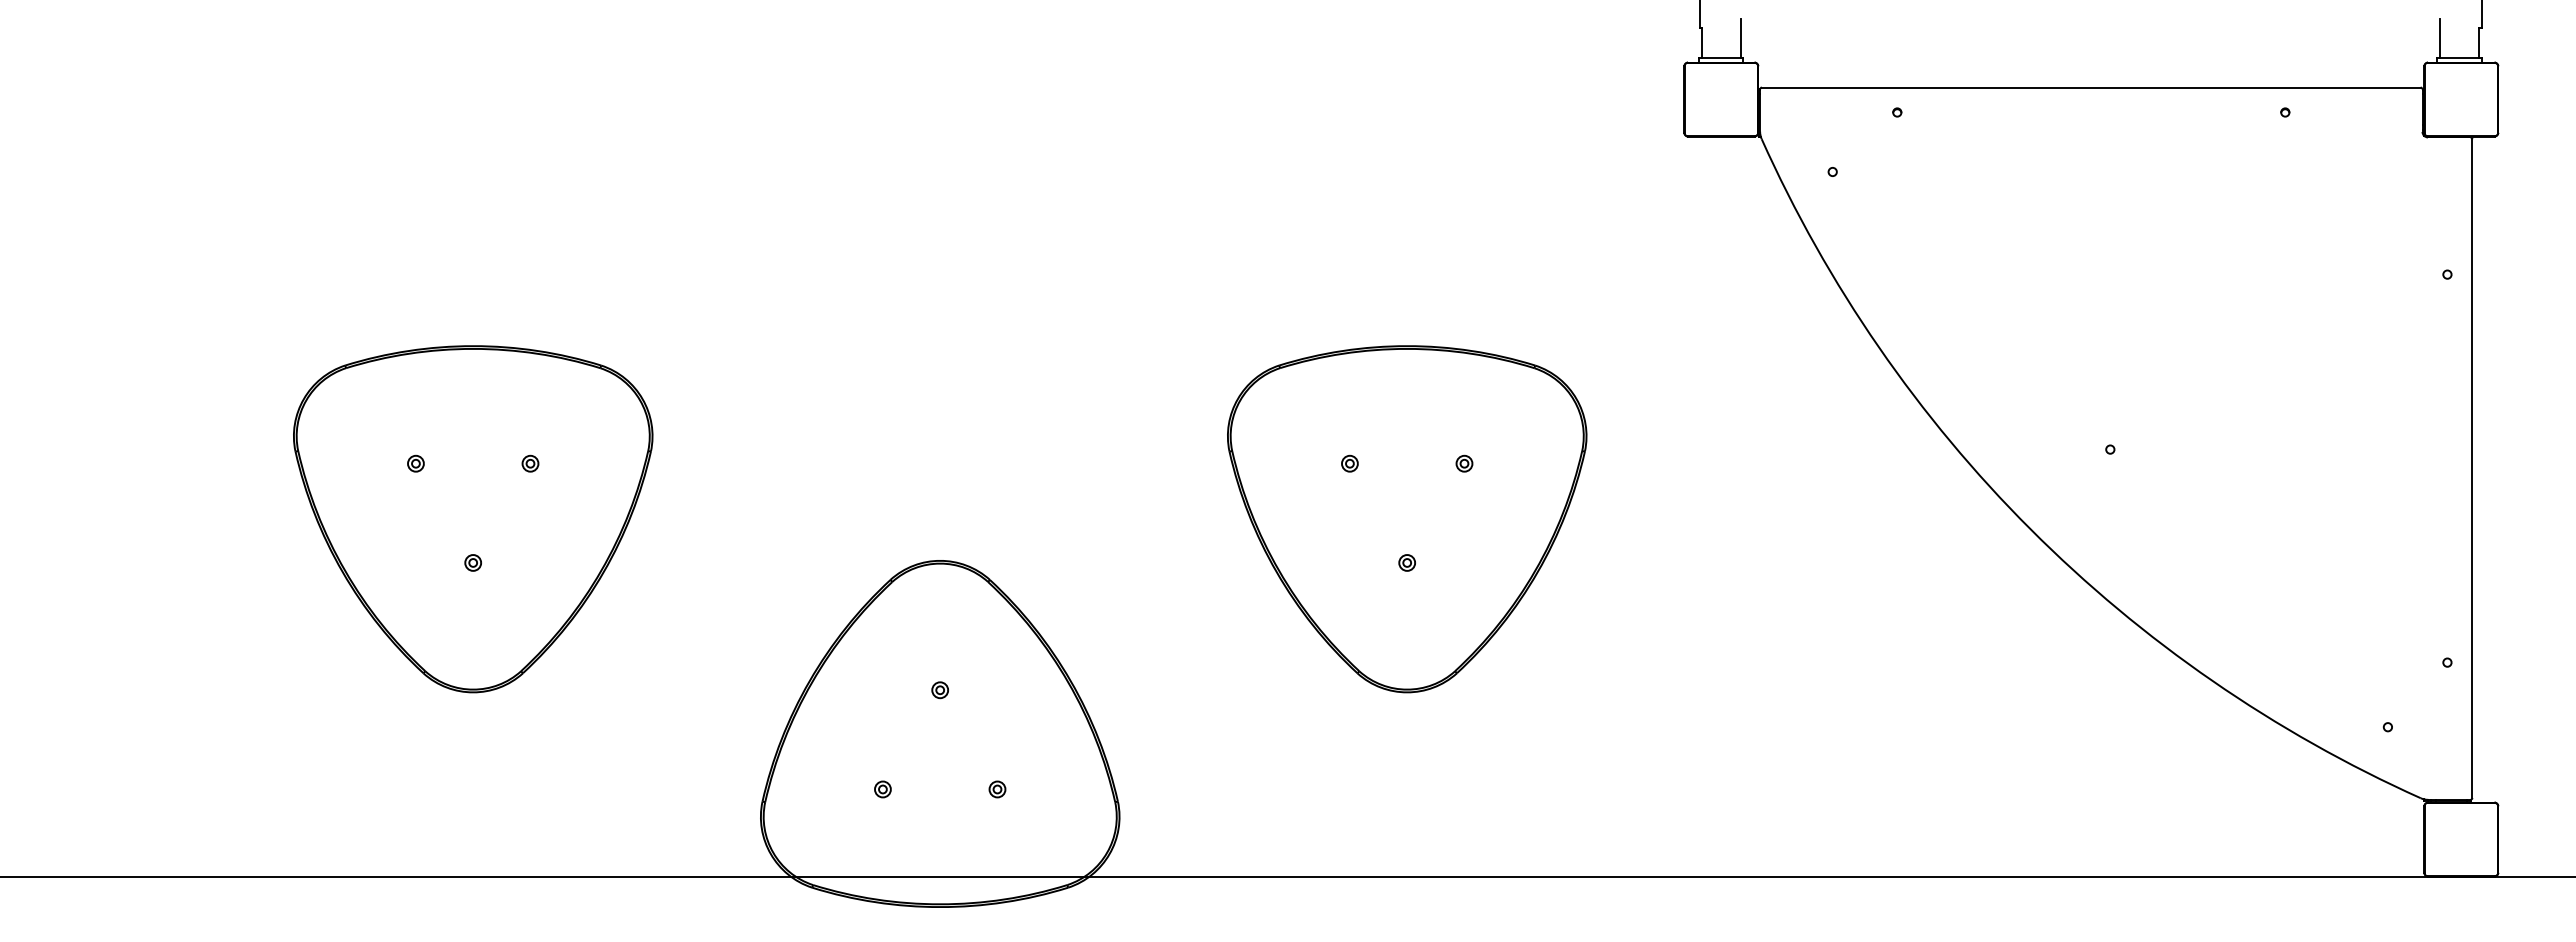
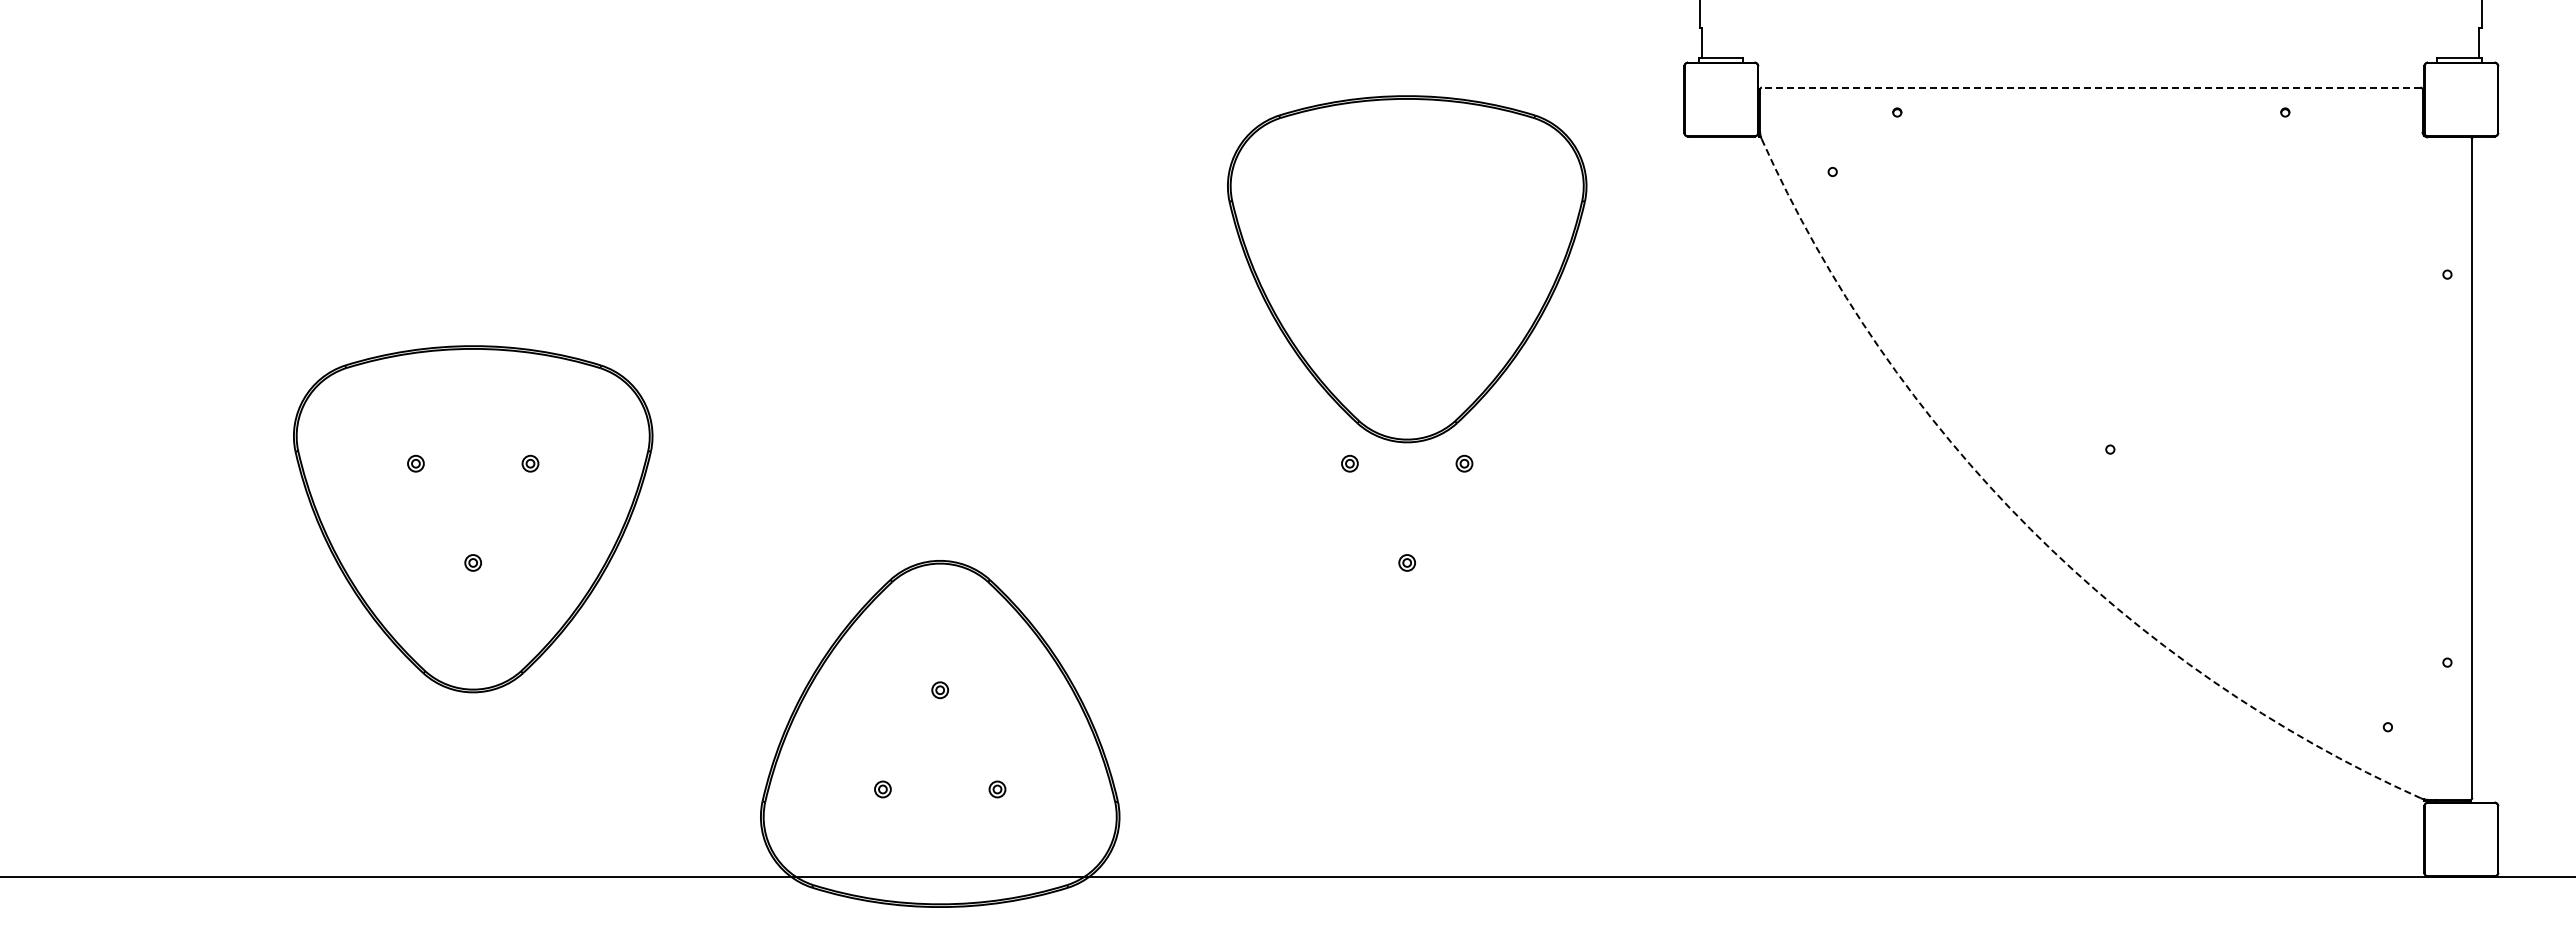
line: present -> none (1740, 38)
line: present -> none (2440, 38)
line: solid -> dashed (2090, 87)
part position: (1407, 519) -> (1407, 269) (1407, 269)
arc: solid -> dashed (2030, 529)
